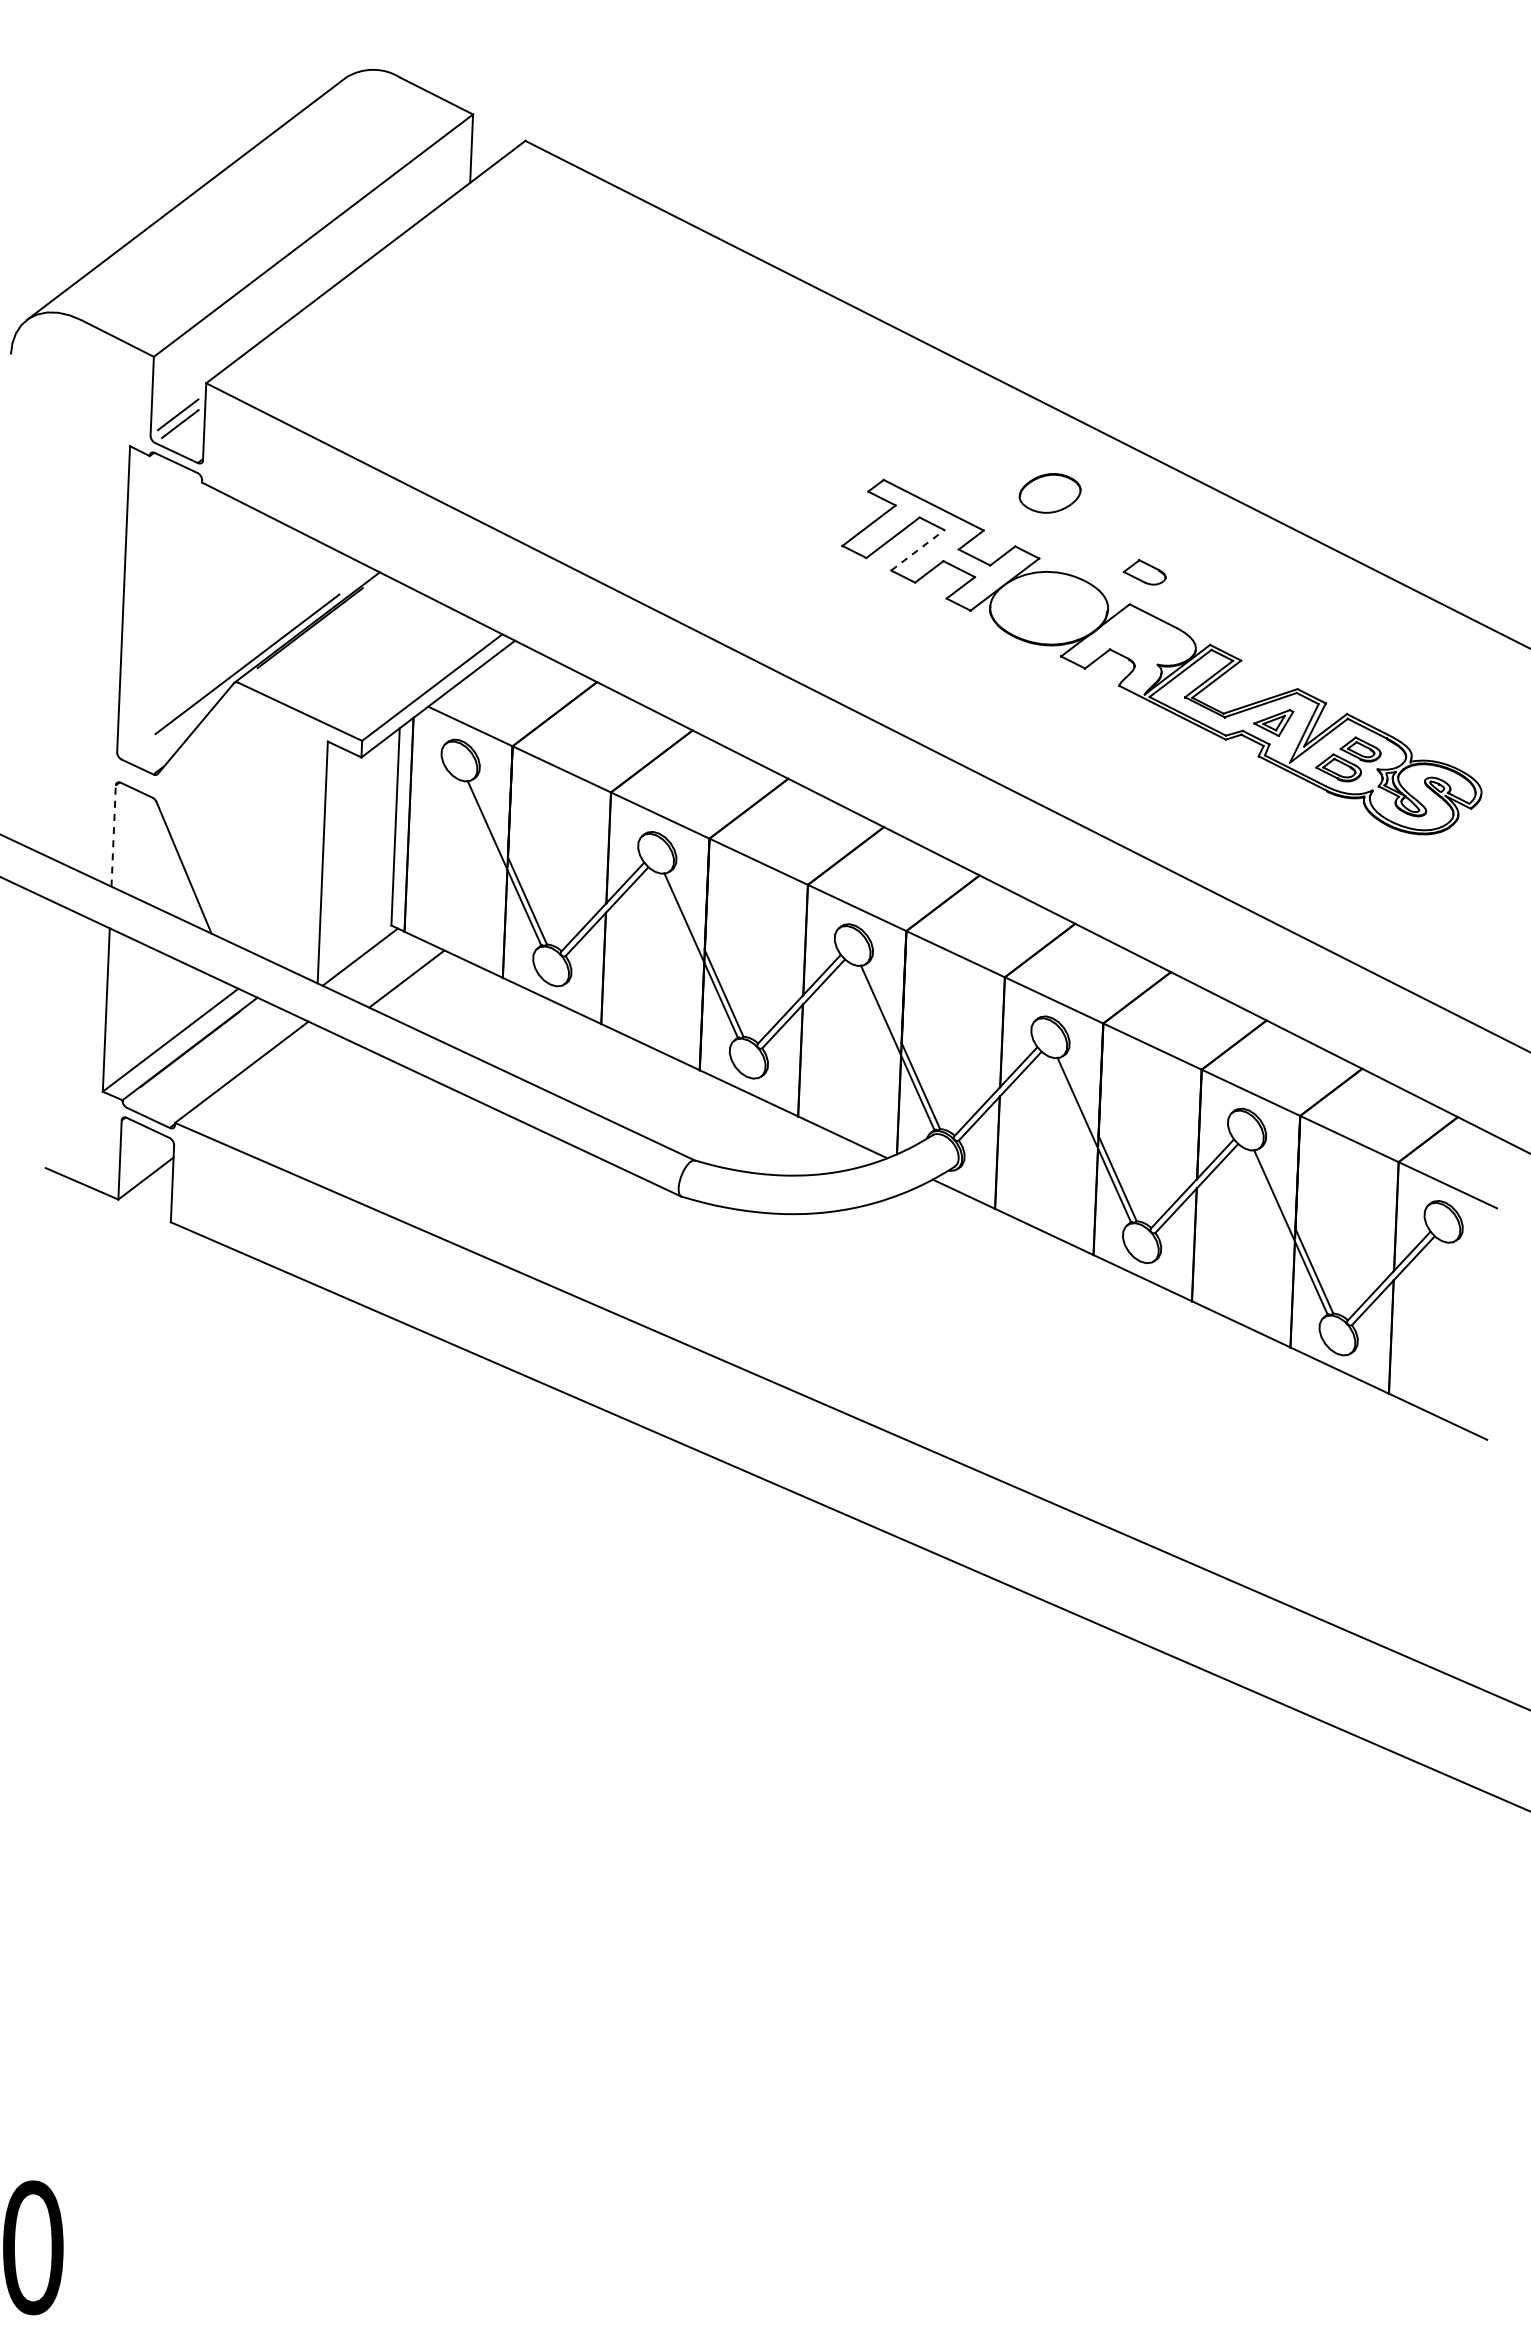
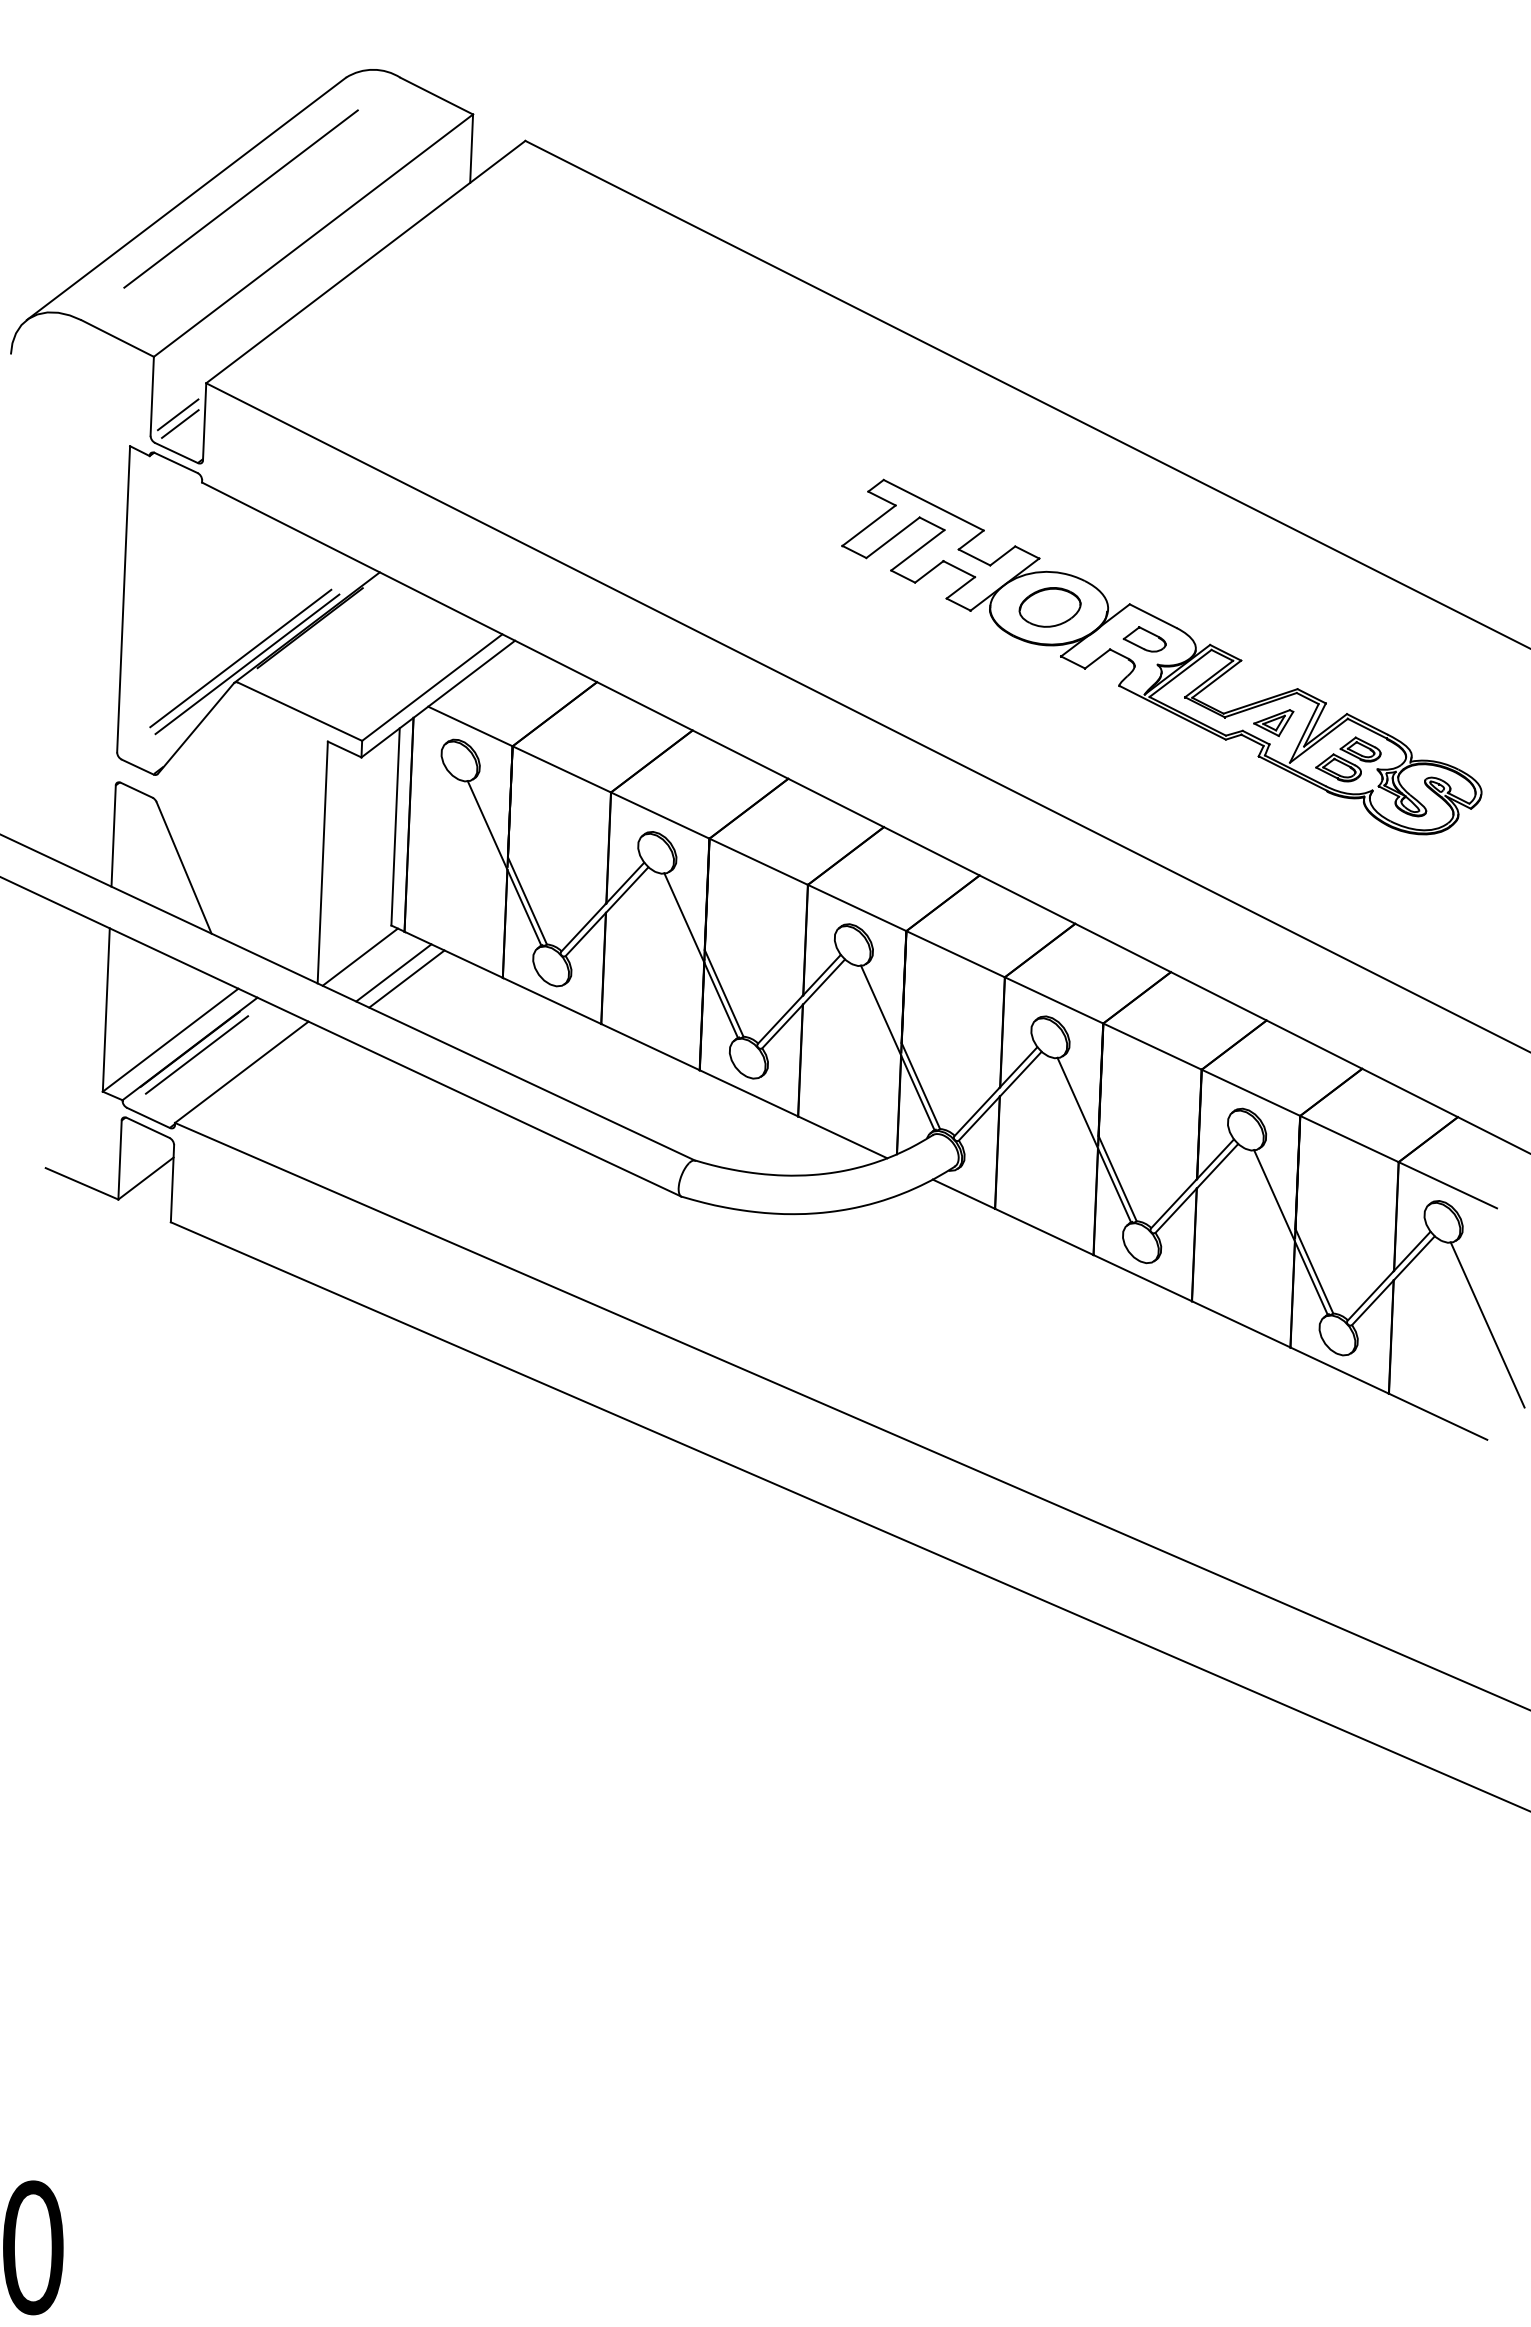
line: none -> present (240, 198)
part position: (1049, 493) -> (1049, 607) (1049, 607)
line: dashed -> solid (918, 550)
part position: (1144, 572) -> (1144, 639) (1144, 639)
line: none -> present (240, 658)
line: dashed -> solid (113, 836)
line: none -> present (393, 972)
line: none -> present (196, 1054)
line: none -> present (1487, 1324)
